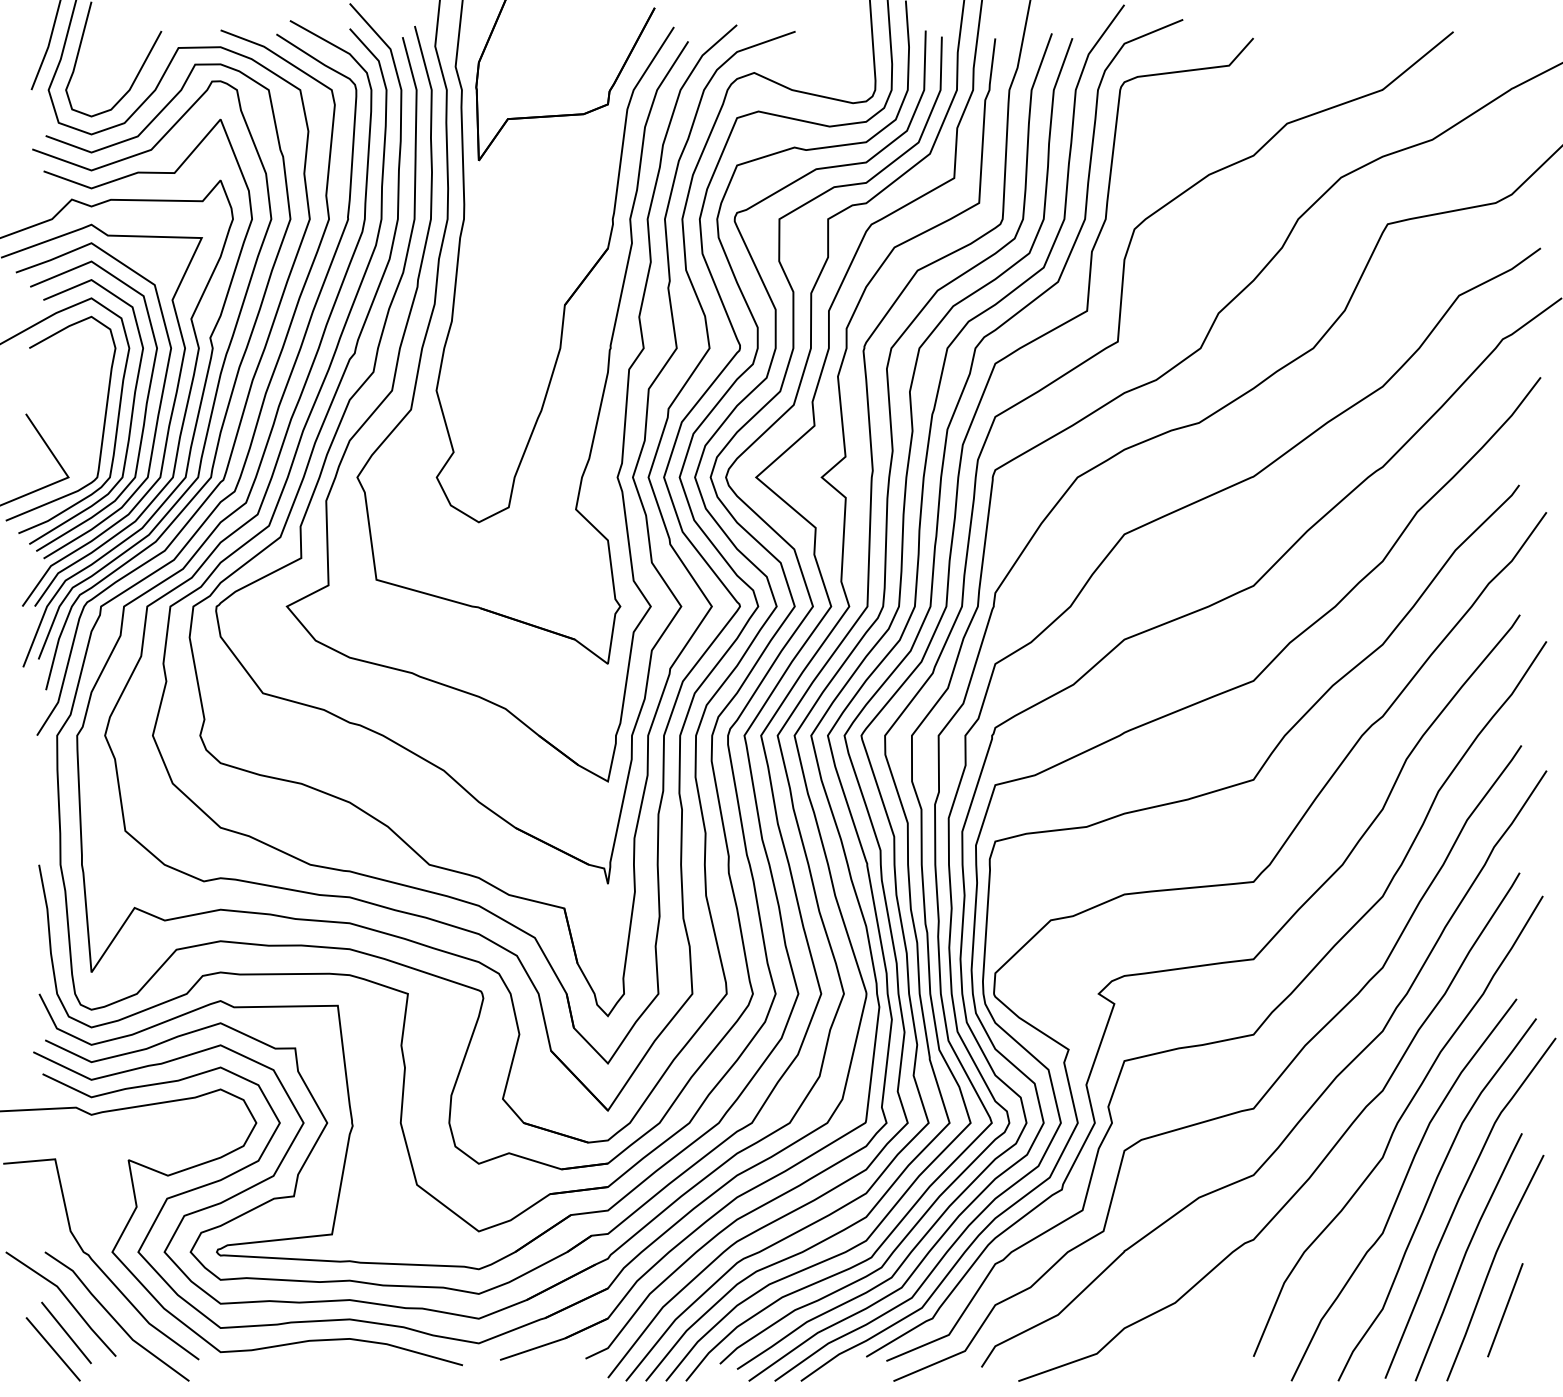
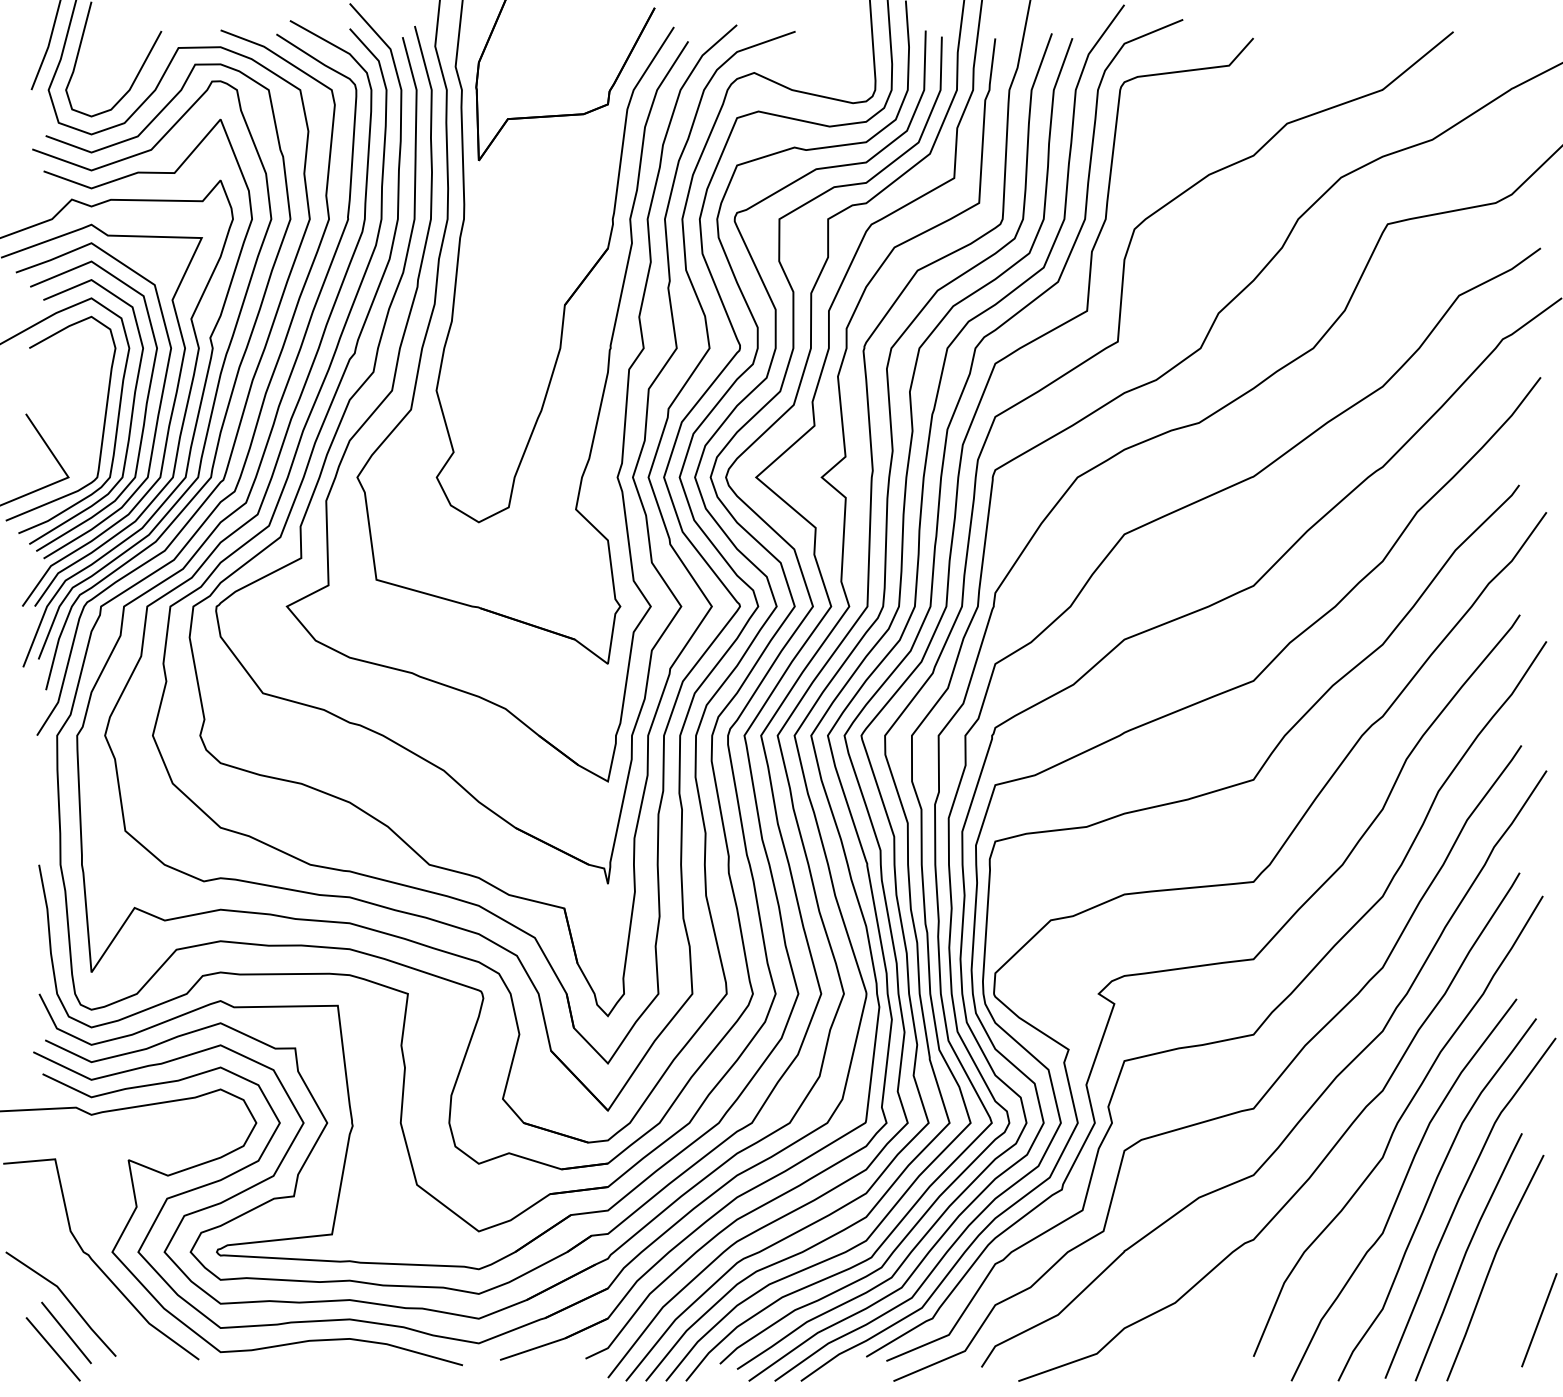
line position: (1505, 1310) -> (1539, 1320) (1539, 1320)
line: present -> none (114, 1318)
